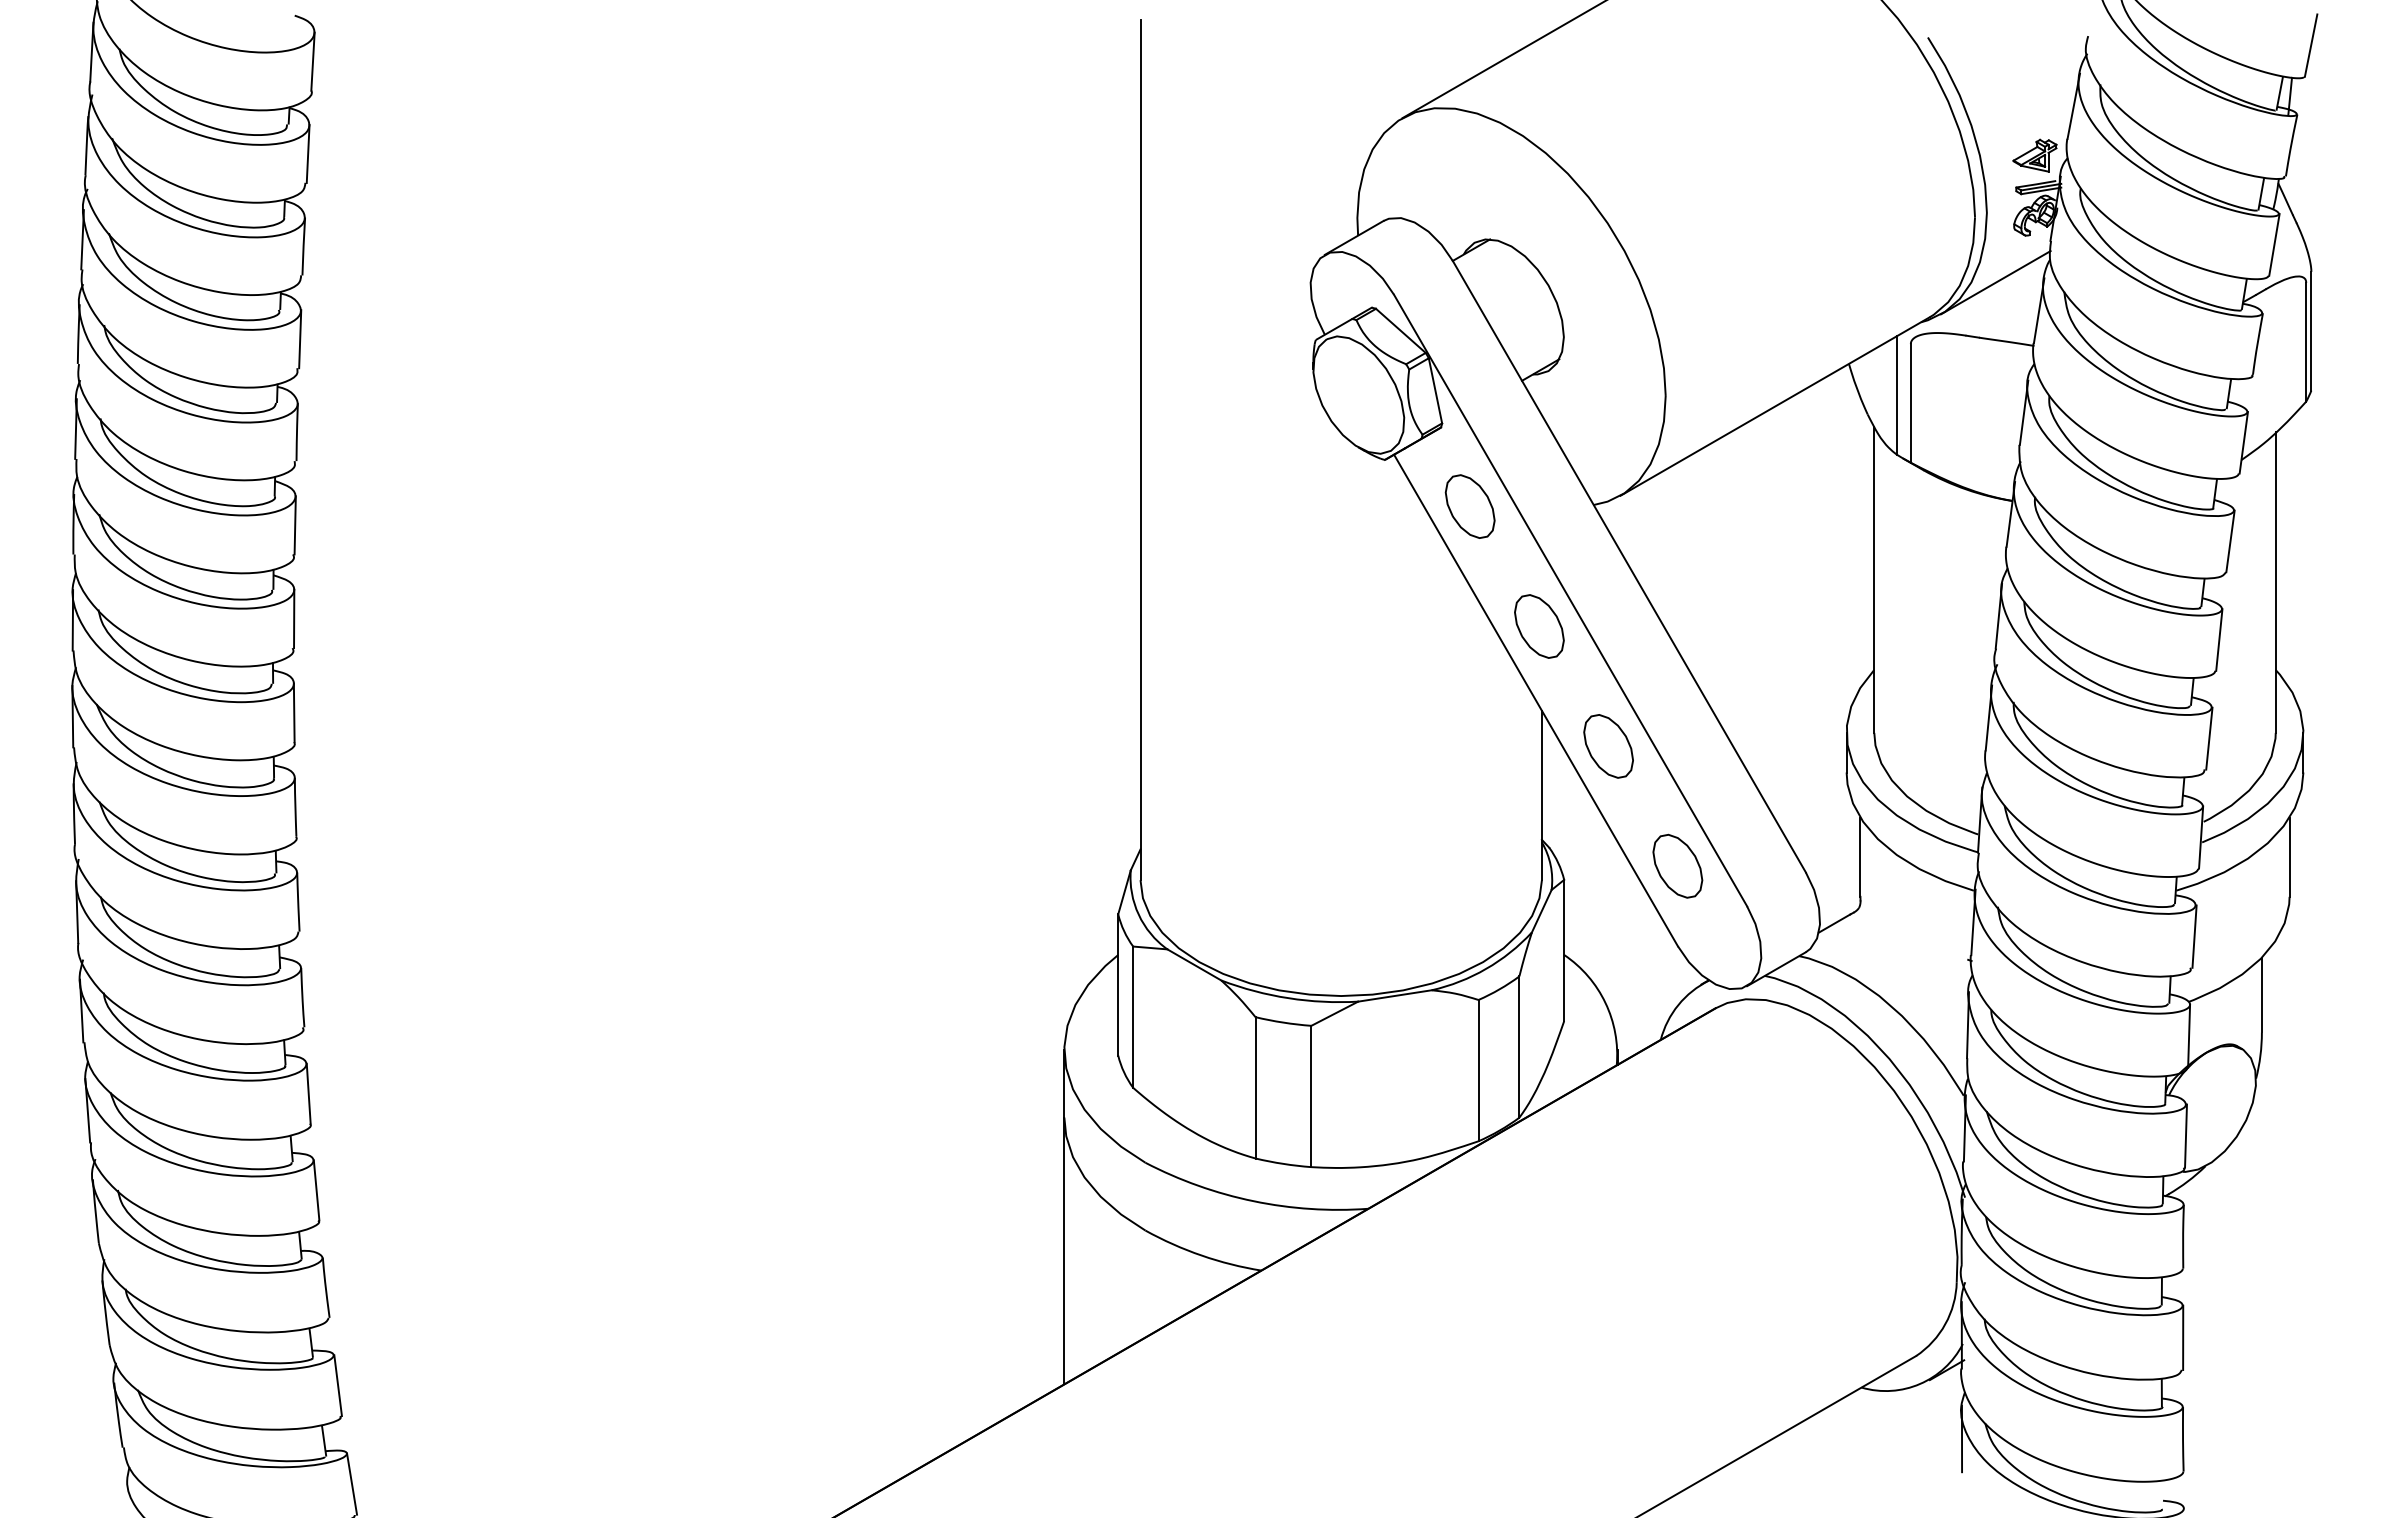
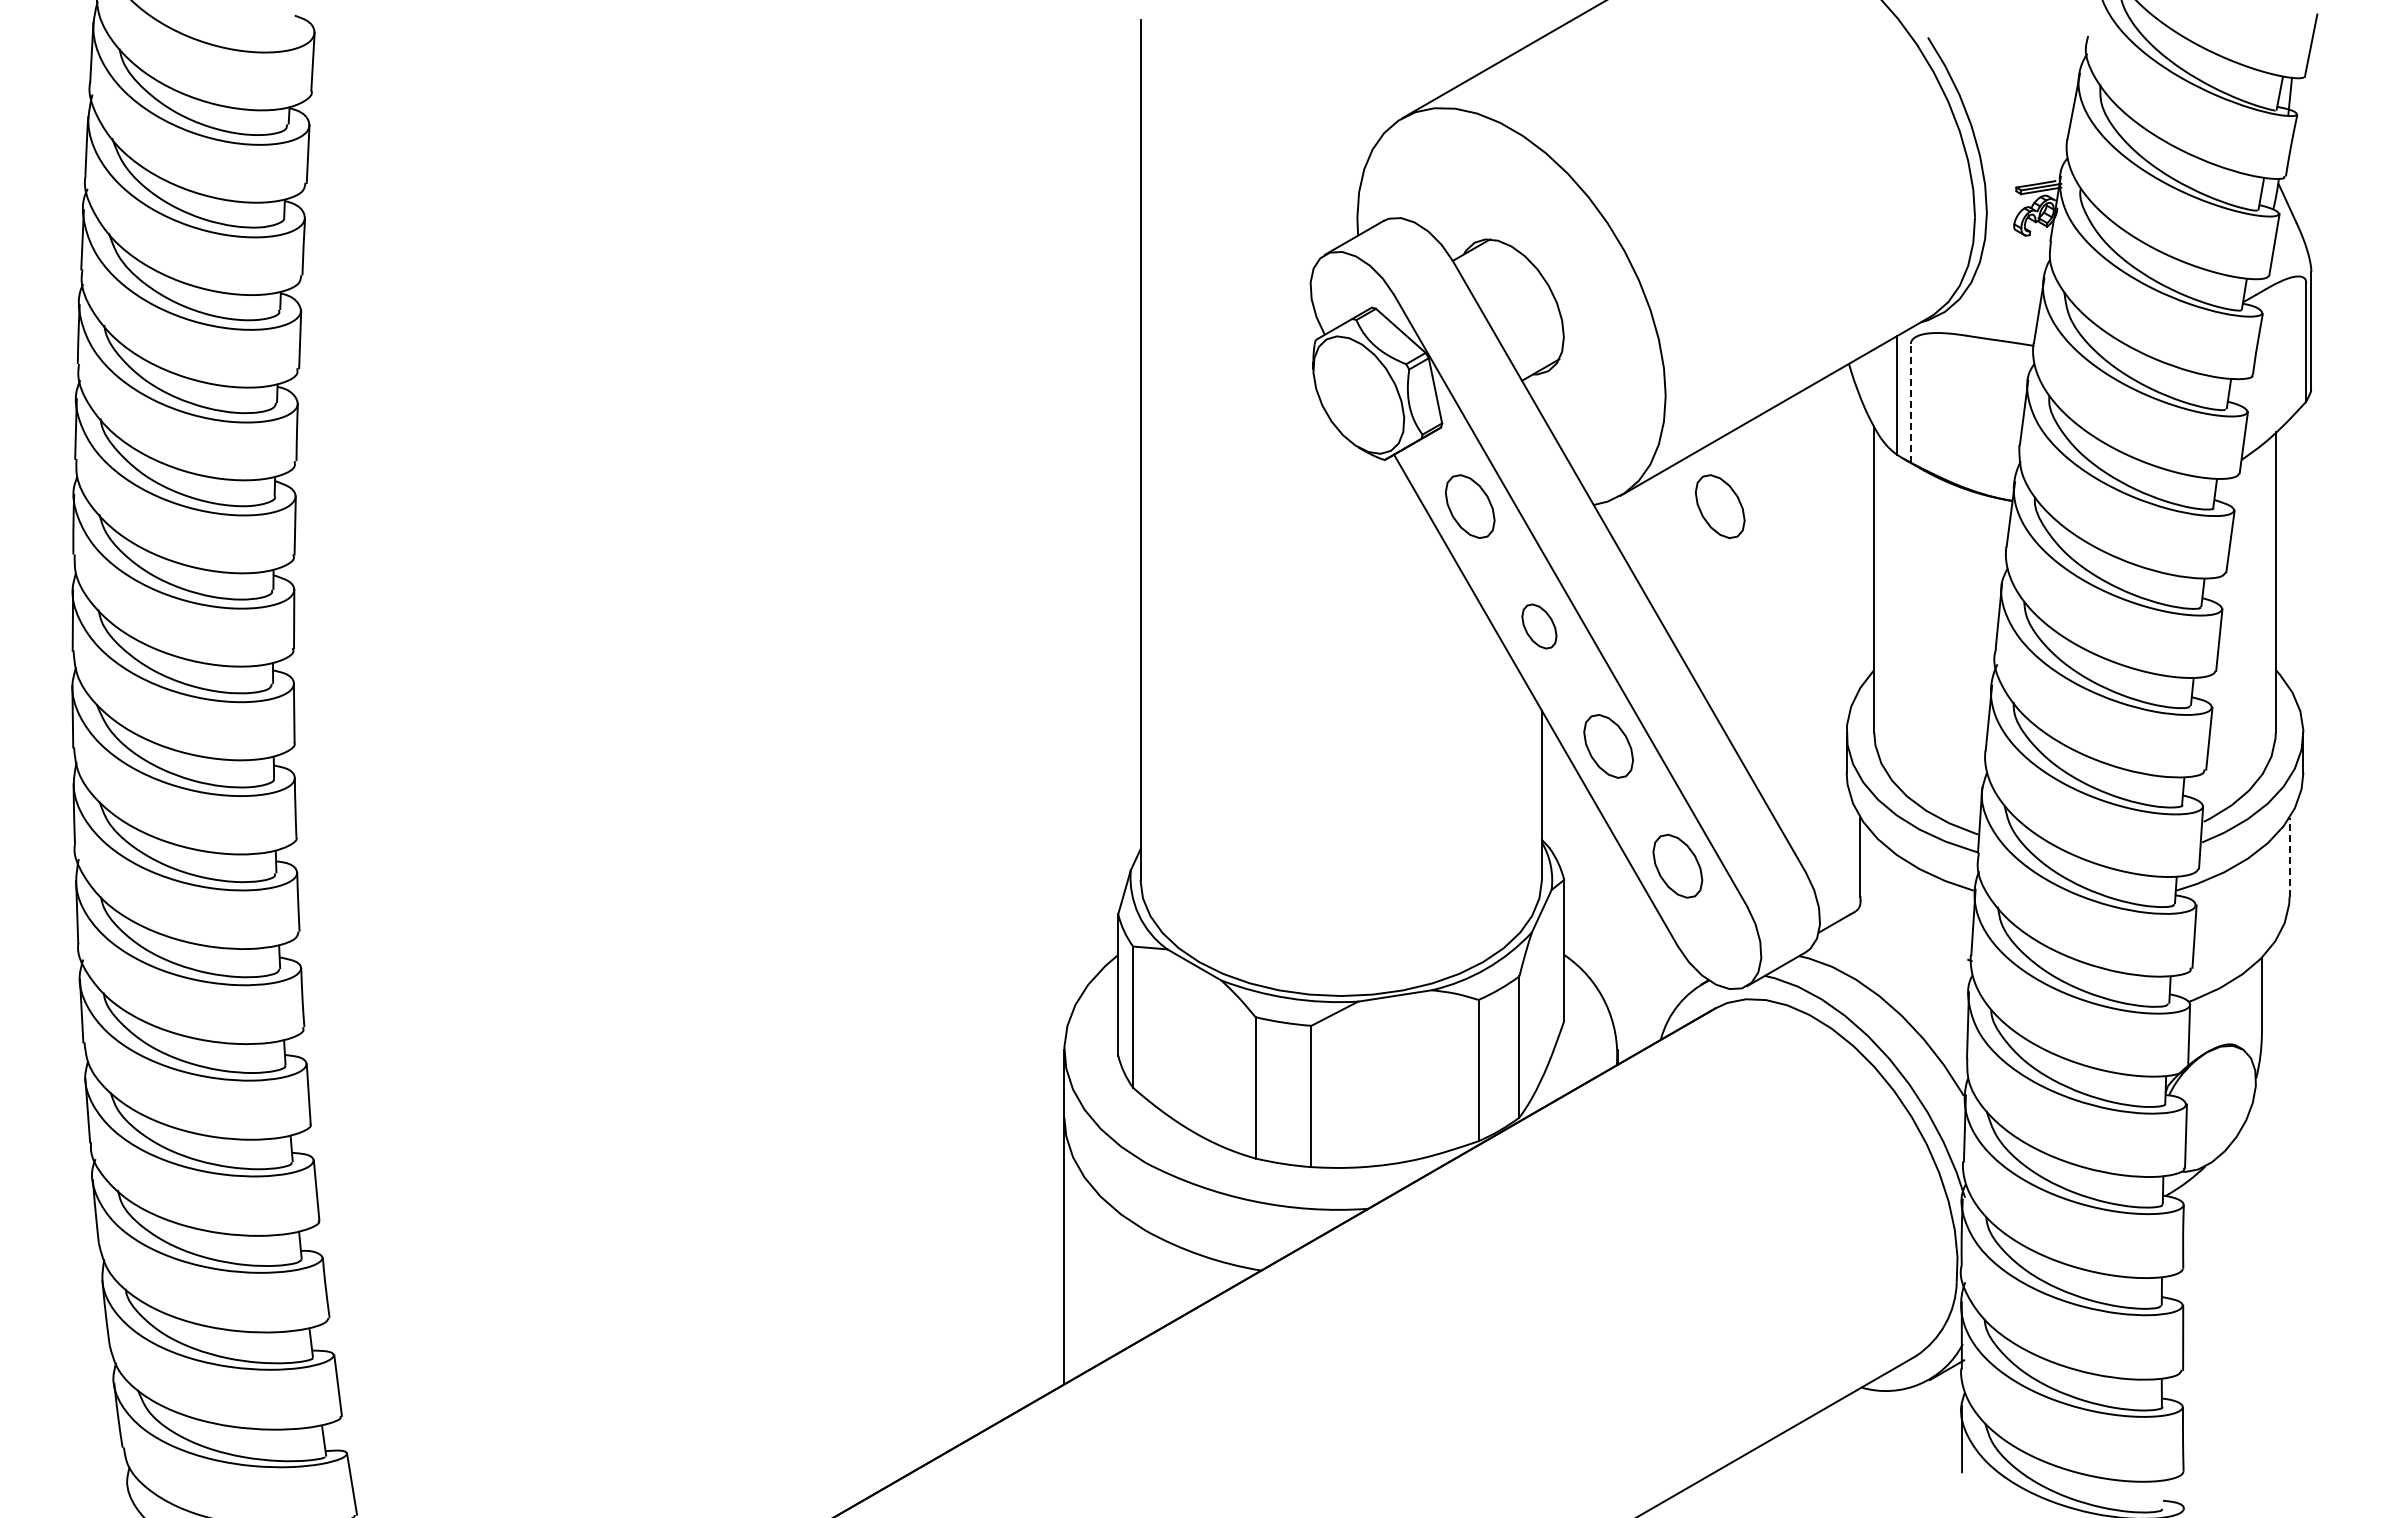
part: present -> none (2034, 155)
line: present -> none (1995, 282)
line: solid -> dashed (1910, 402)
part: none -> present (1719, 506)
part size: 51x65 px -> 37x47 px (1539, 626)
line: solid -> dashed (2289, 857)
